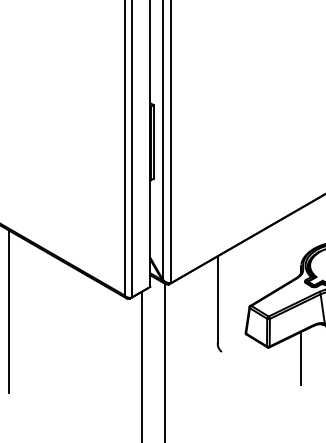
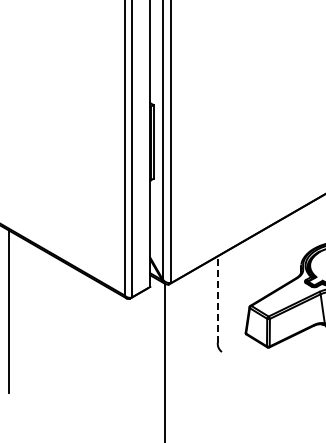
line: solid -> dashed (217, 299)
line: present -> none (301, 358)
line: present -> none (141, 365)
